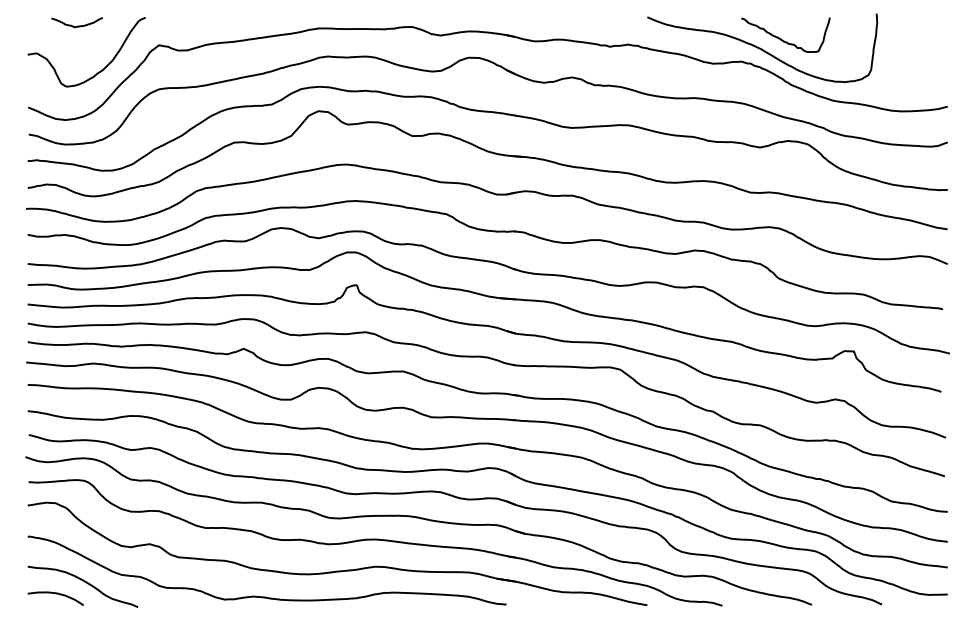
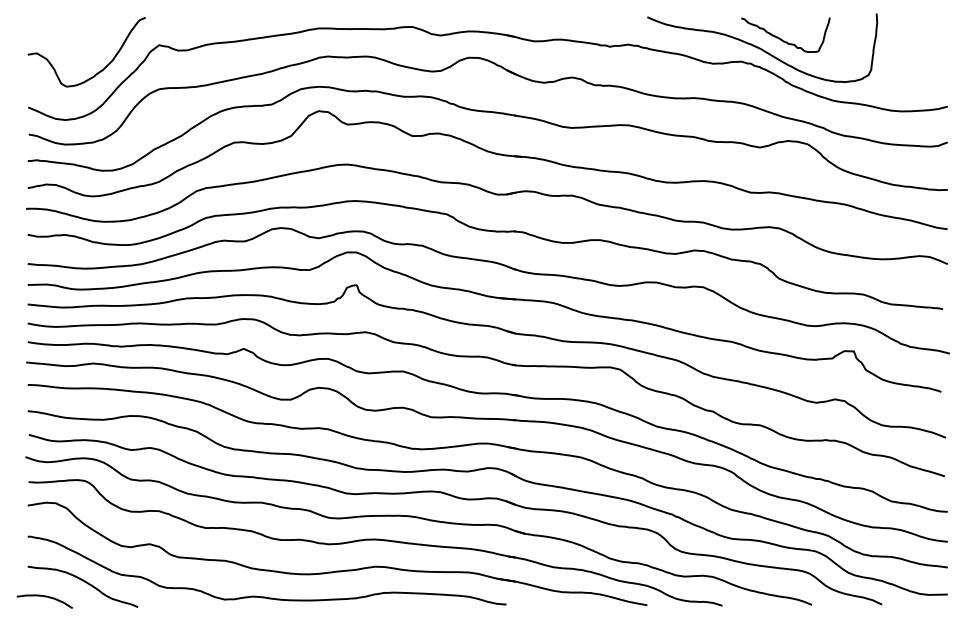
curve: present -> none (77, 25)
curve position: (55, 594) -> (44, 597) (44, 597)
